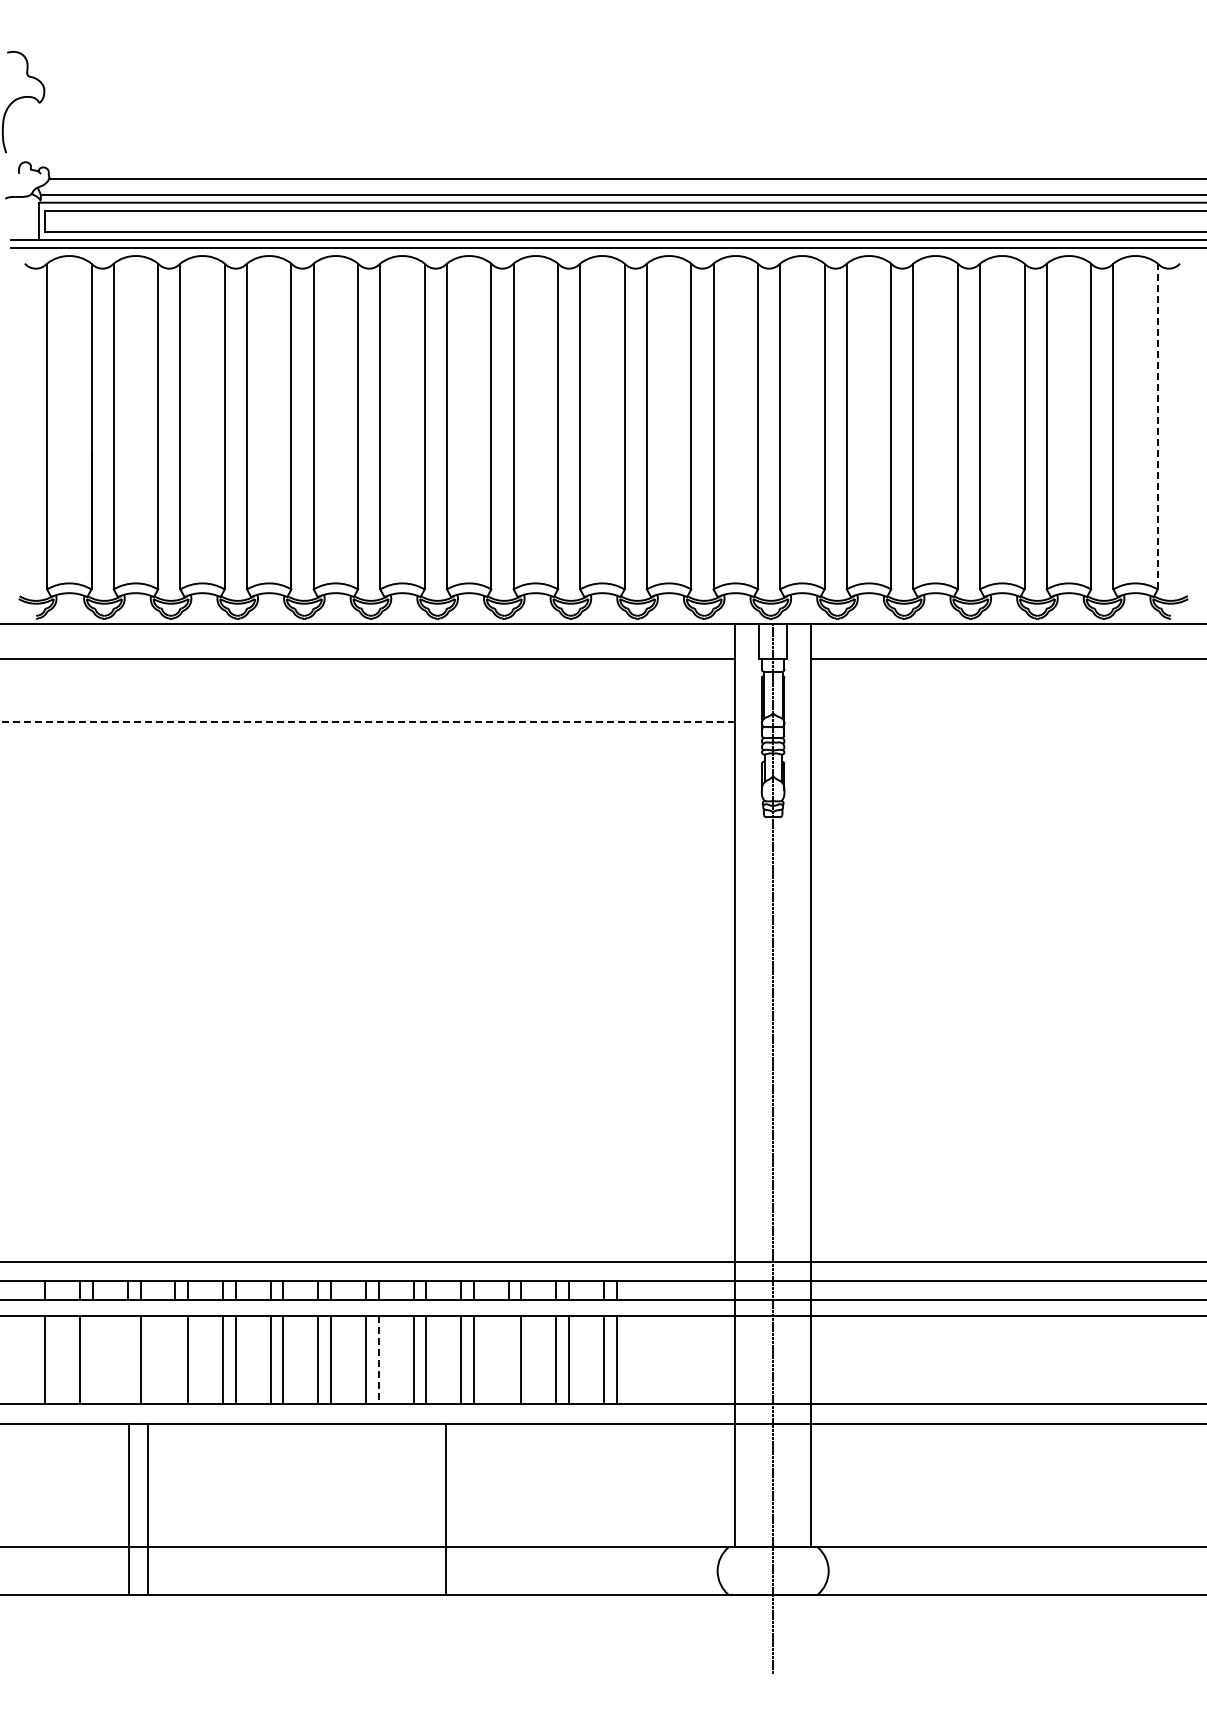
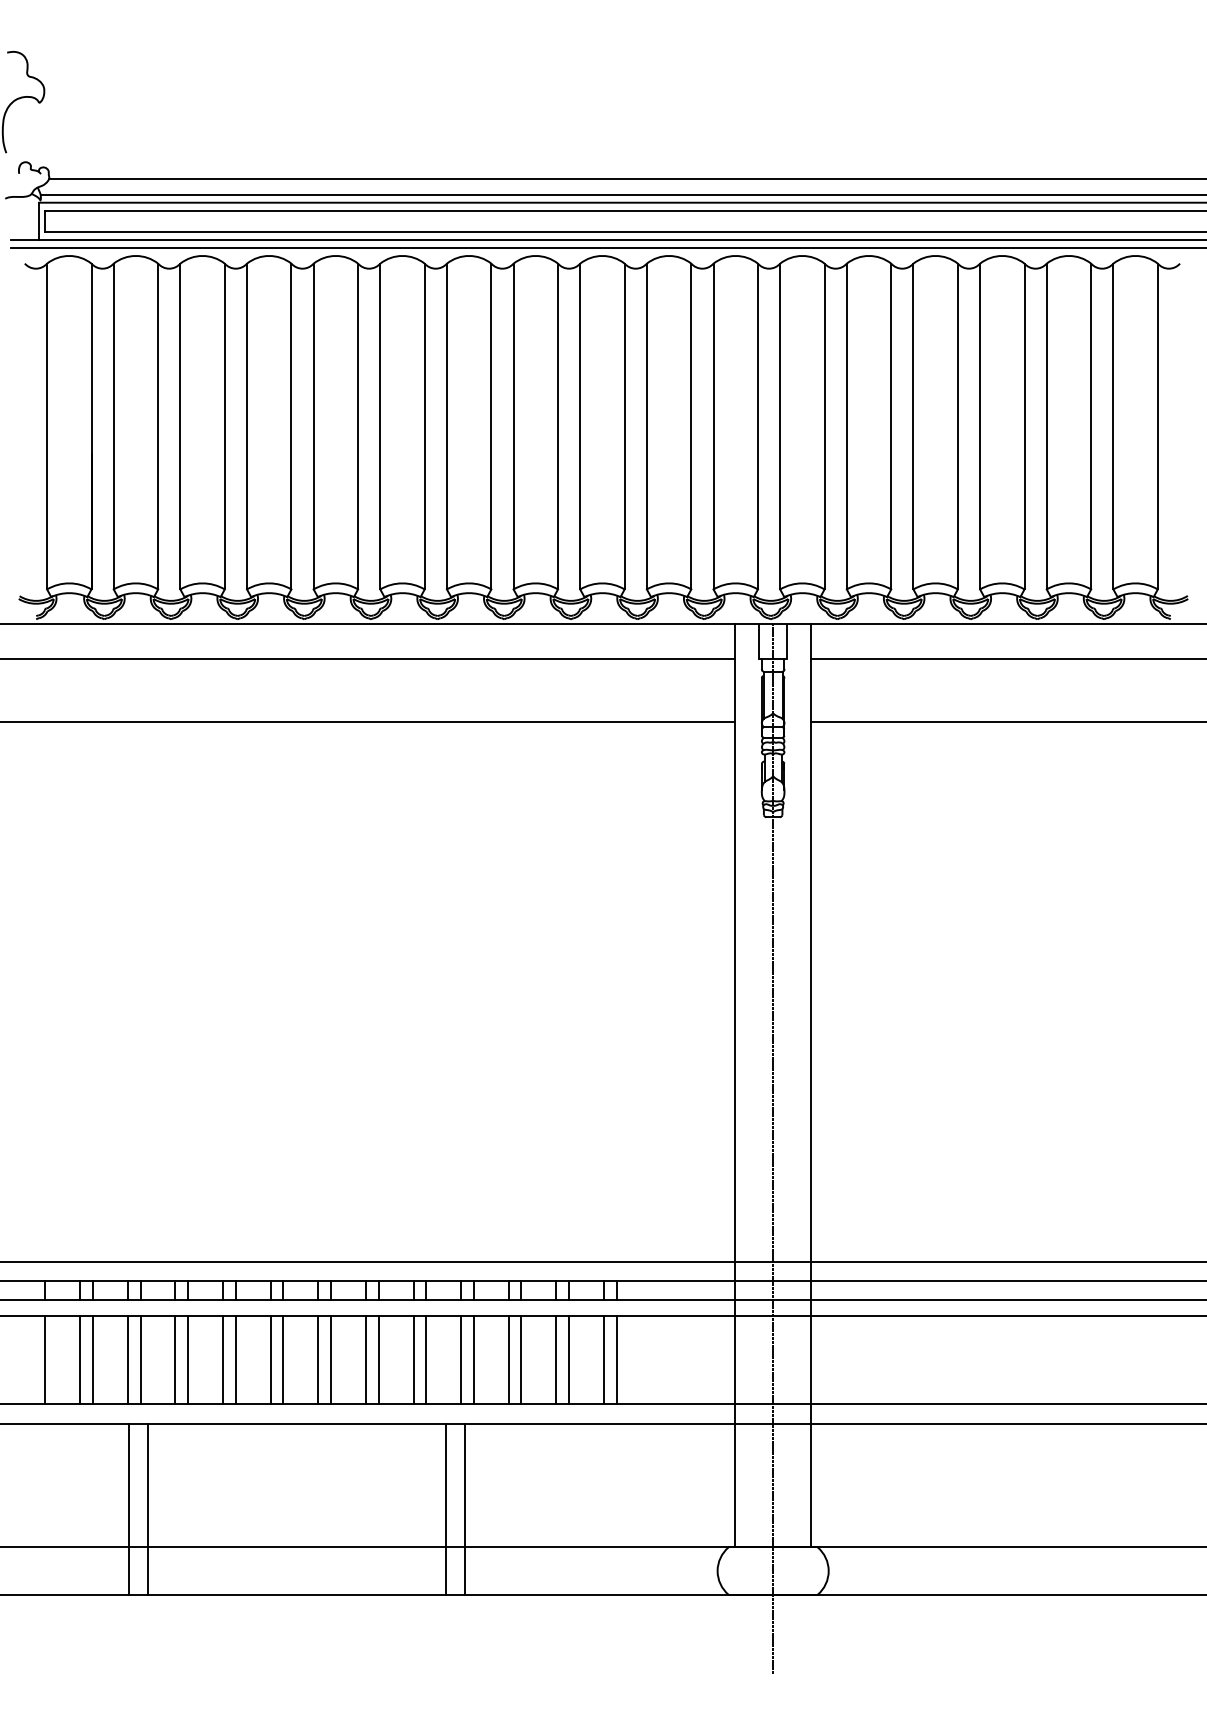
line: dashed -> solid (1157, 426)
line: dashed -> solid (368, 722)
line: none -> present (1007, 722)
line: none -> present (92, 1359)
line: none -> present (127, 1359)
line: none -> present (175, 1359)
line: none -> present (508, 1359)
line: dashed -> solid (378, 1360)
line: none -> present (465, 1508)
